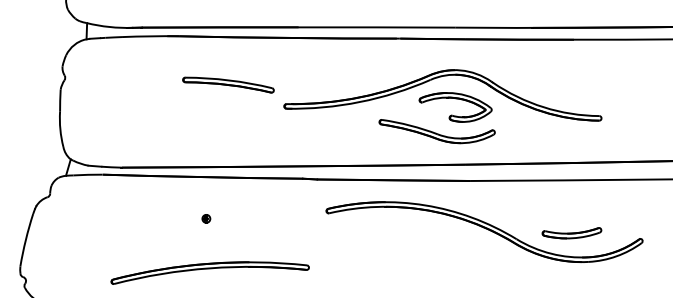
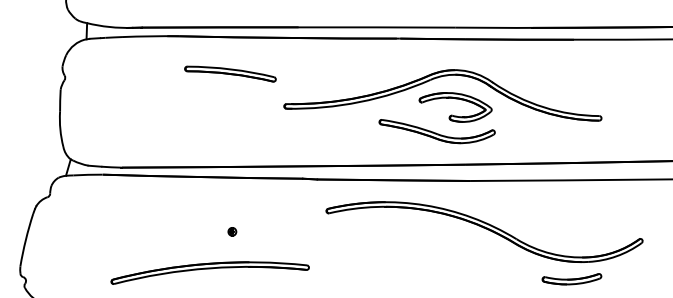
part position: (228, 84) -> (230, 73) (230, 73)
part position: (206, 218) -> (232, 231) (232, 231)
part position: (571, 233) -> (571, 279) (571, 279)
